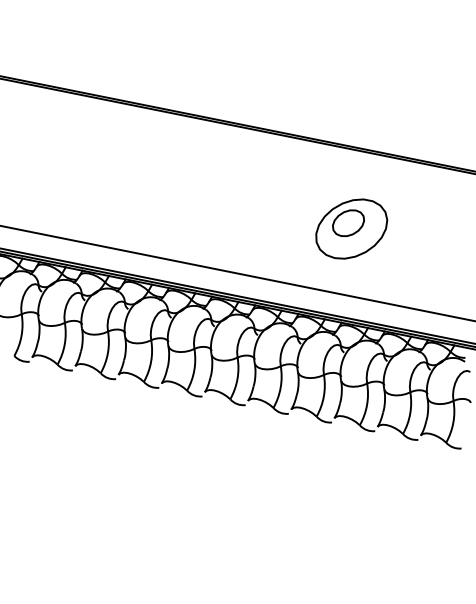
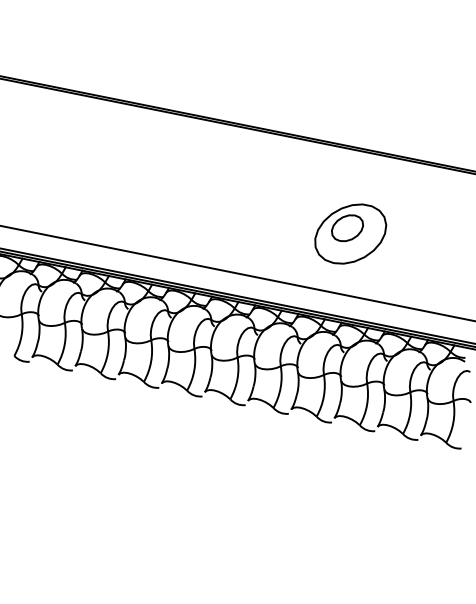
part position: (351, 228) -> (350, 233) (350, 233)
